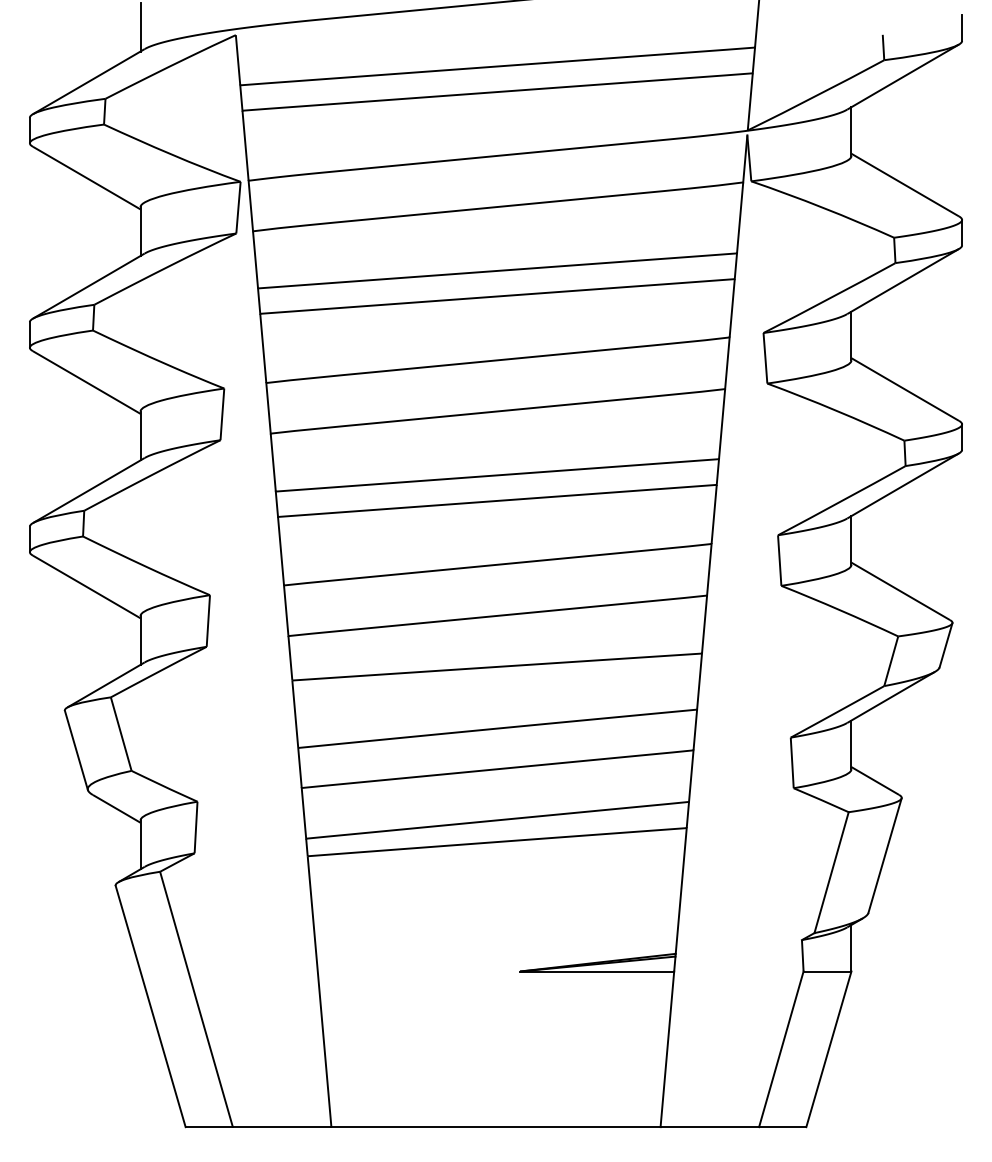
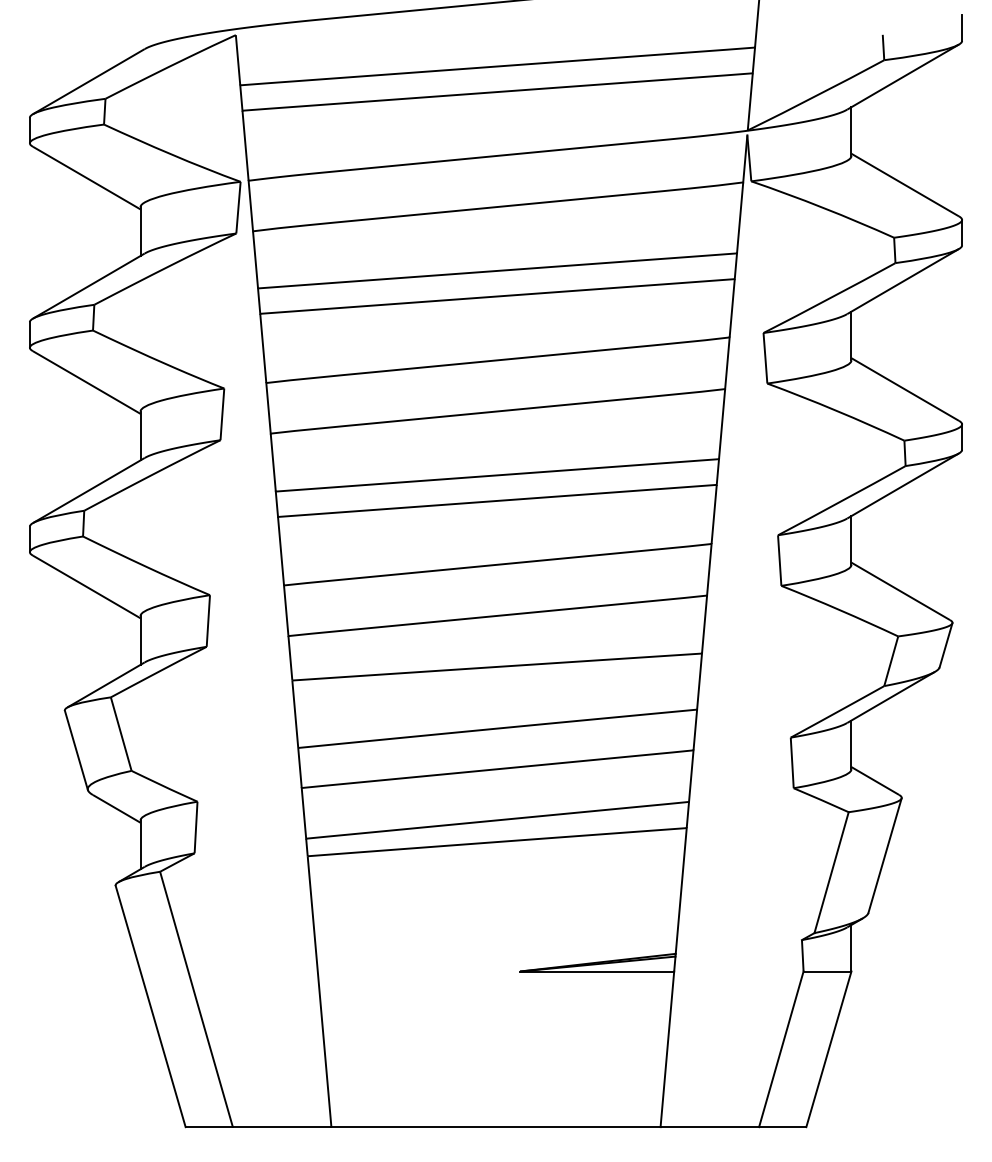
line: present -> none (140, 26)
